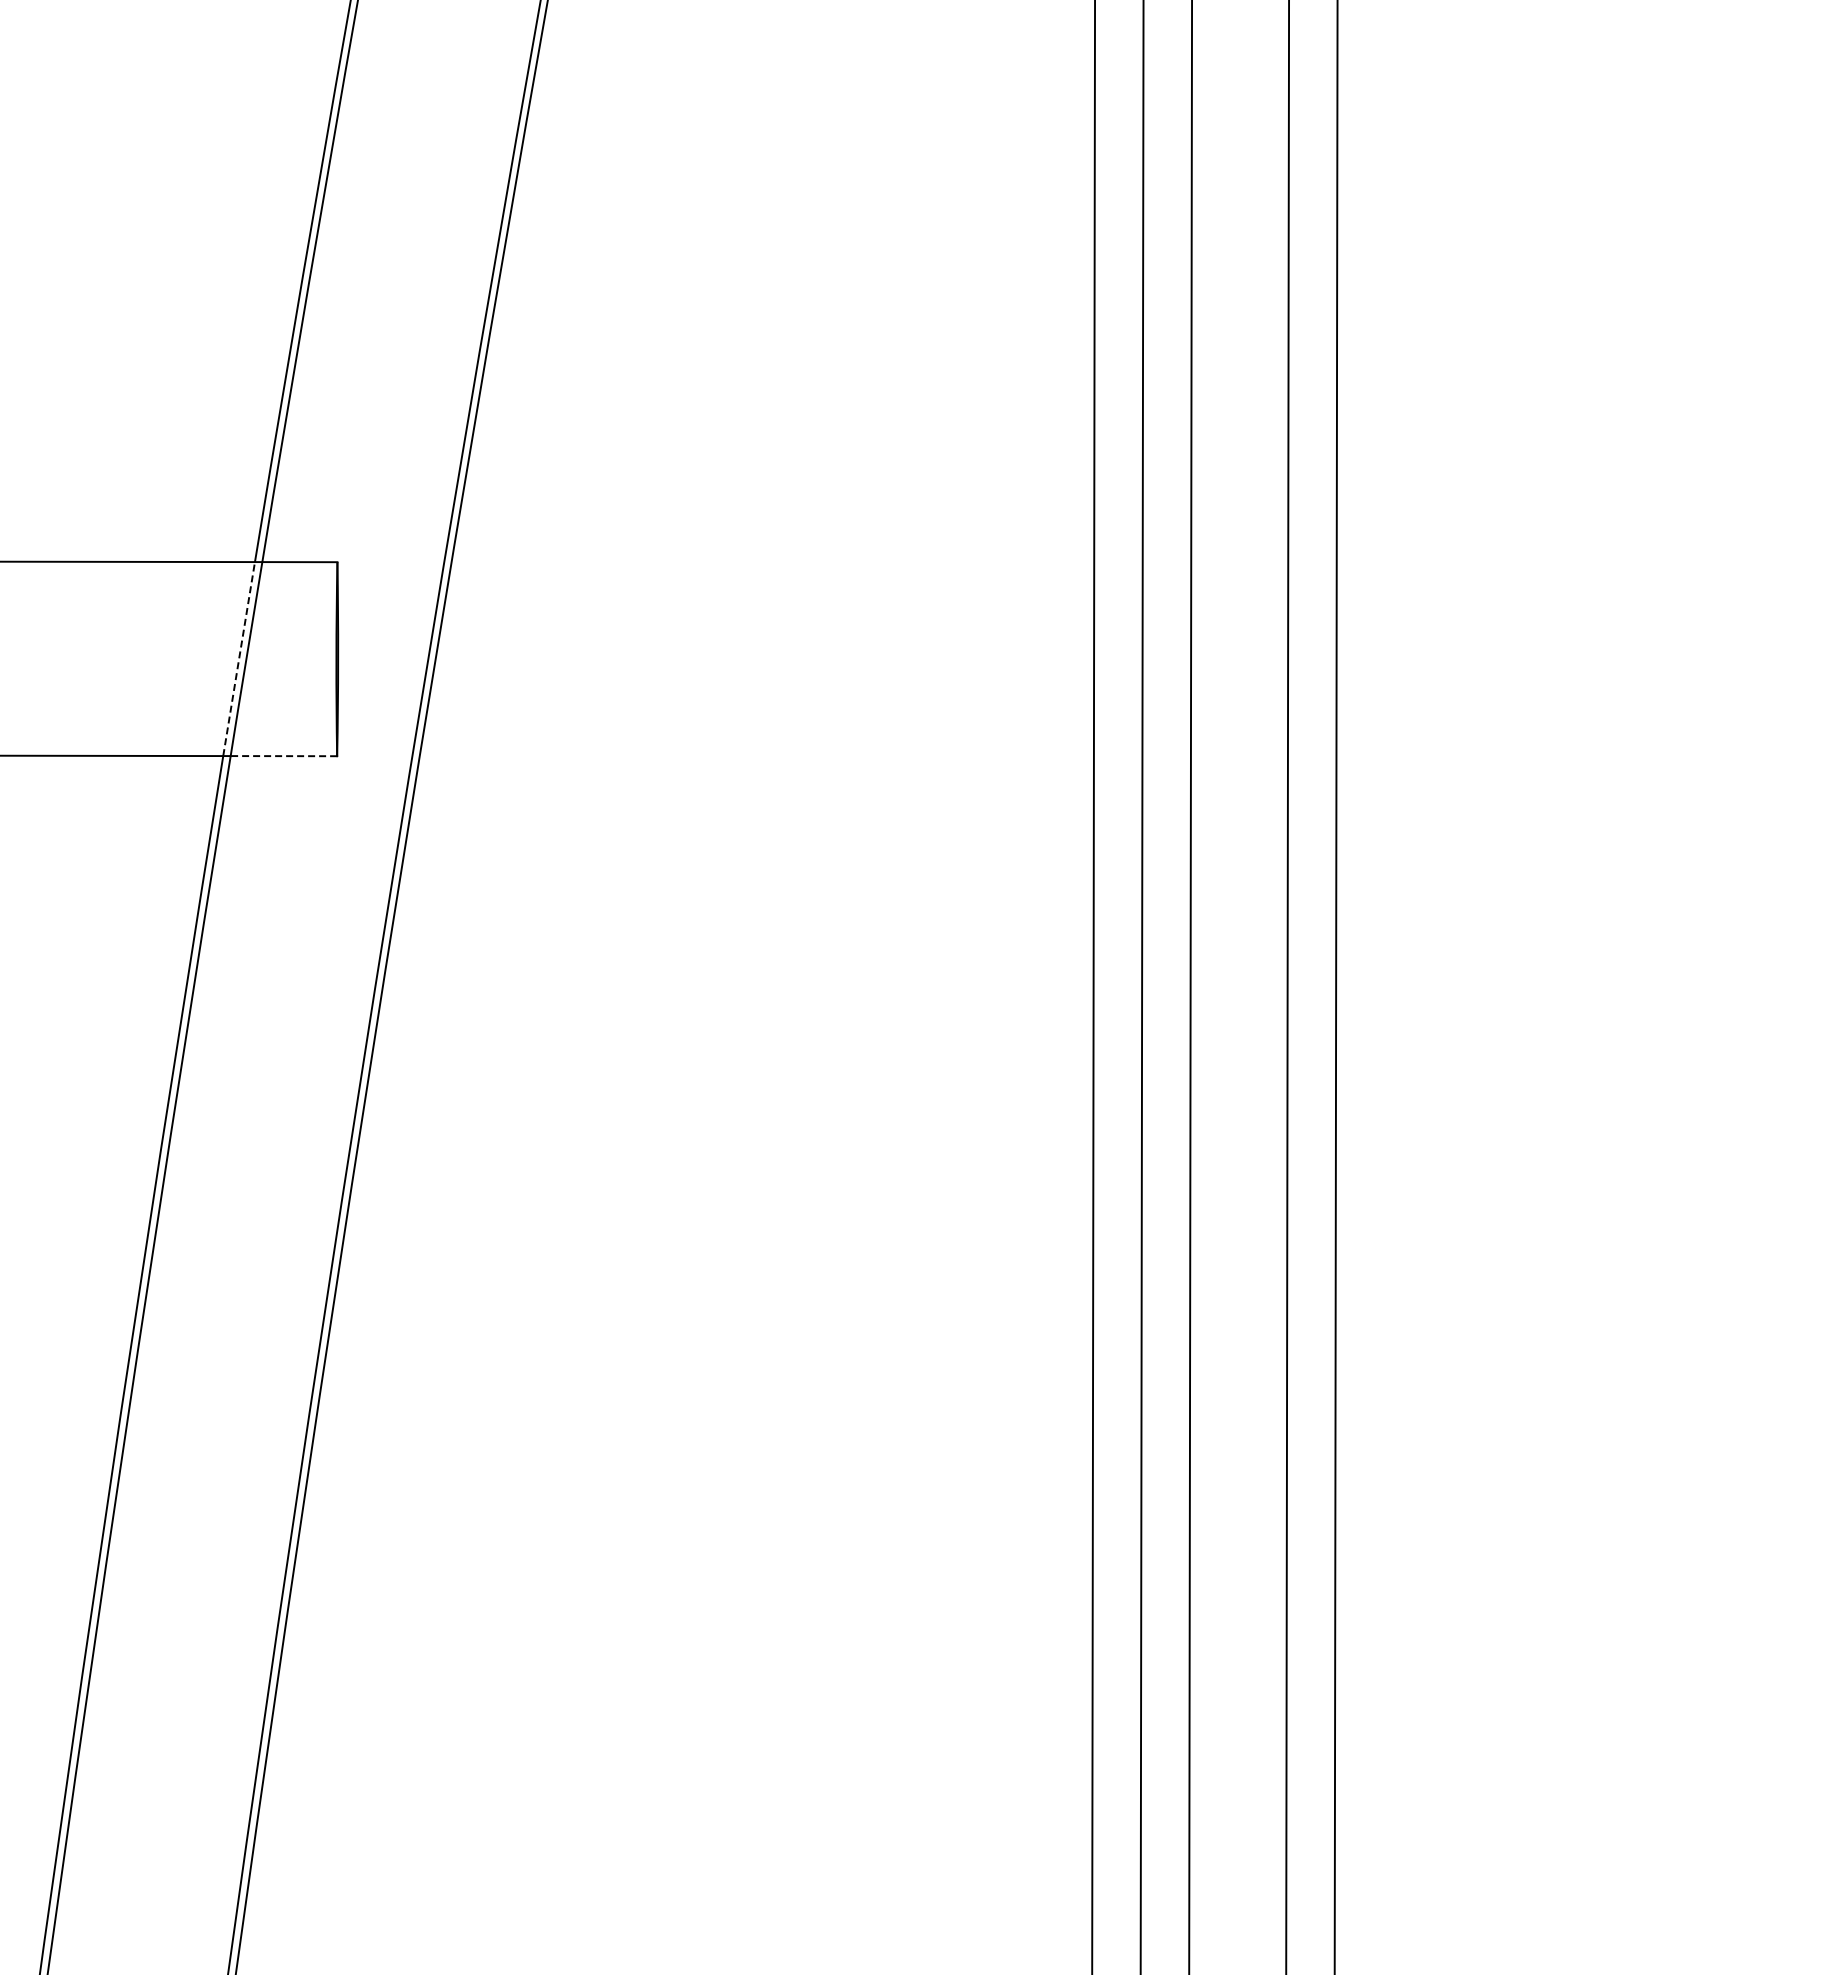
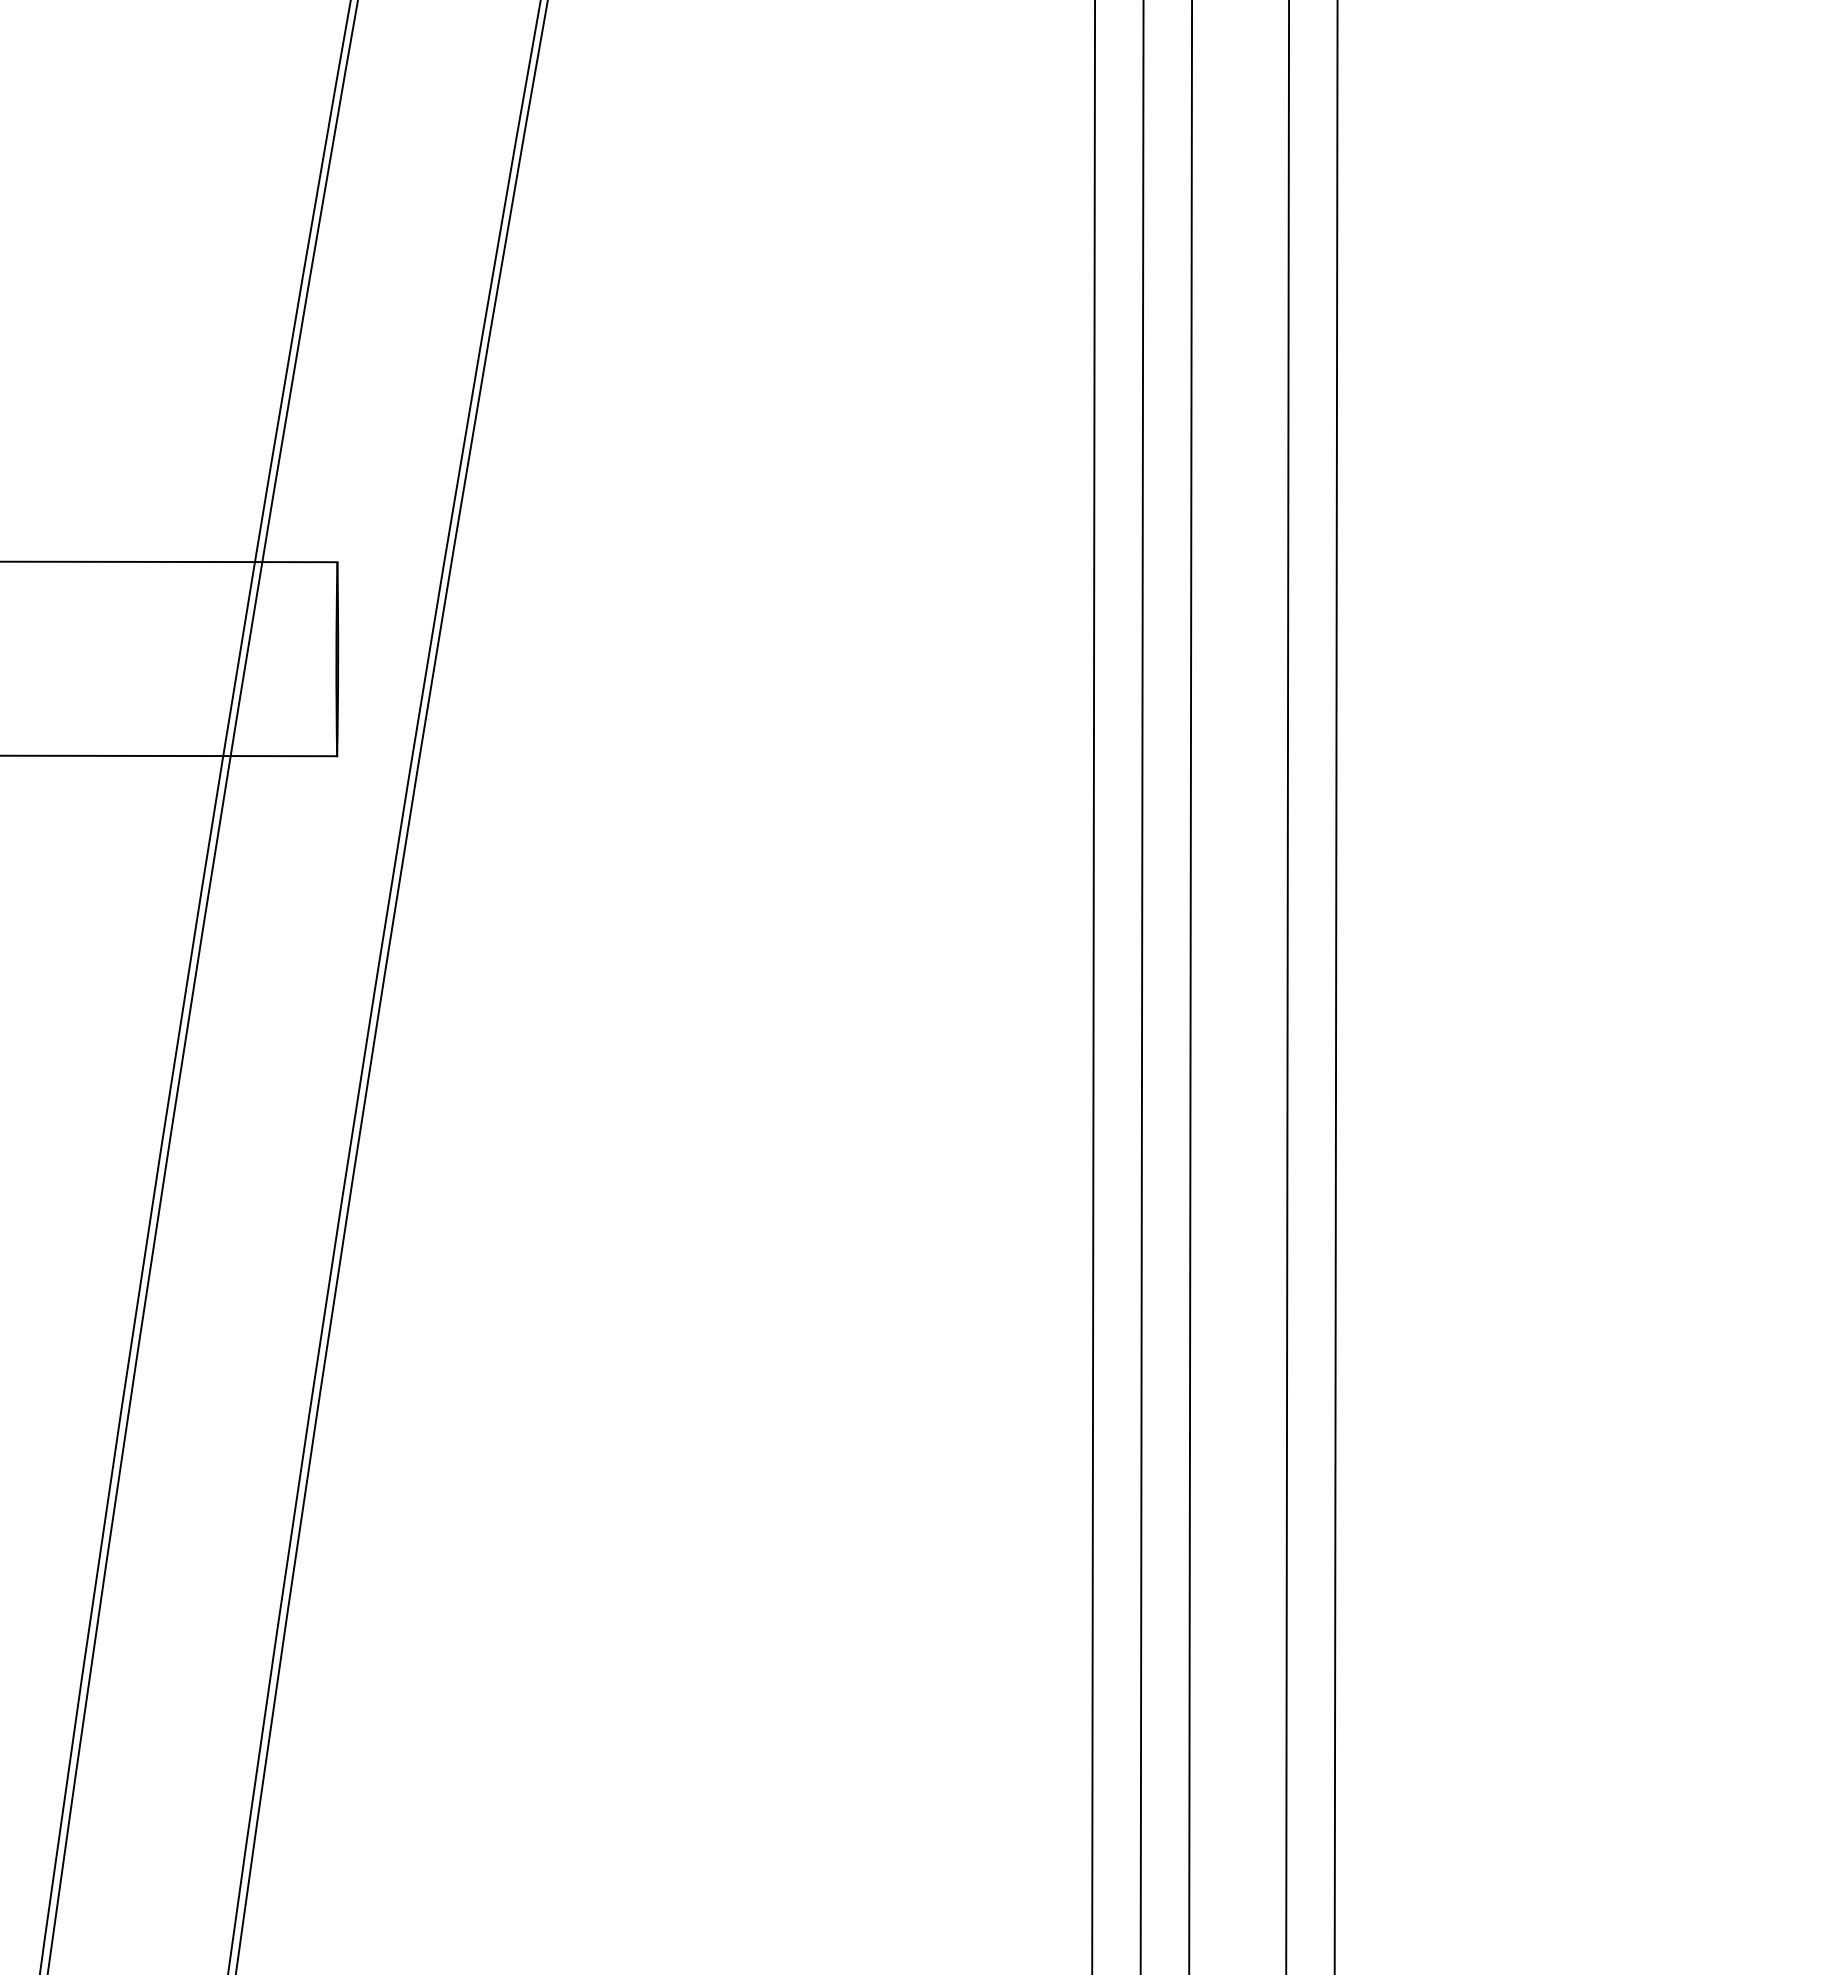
line: dashed -> solid (239, 658)
line: dashed -> solid (283, 756)
